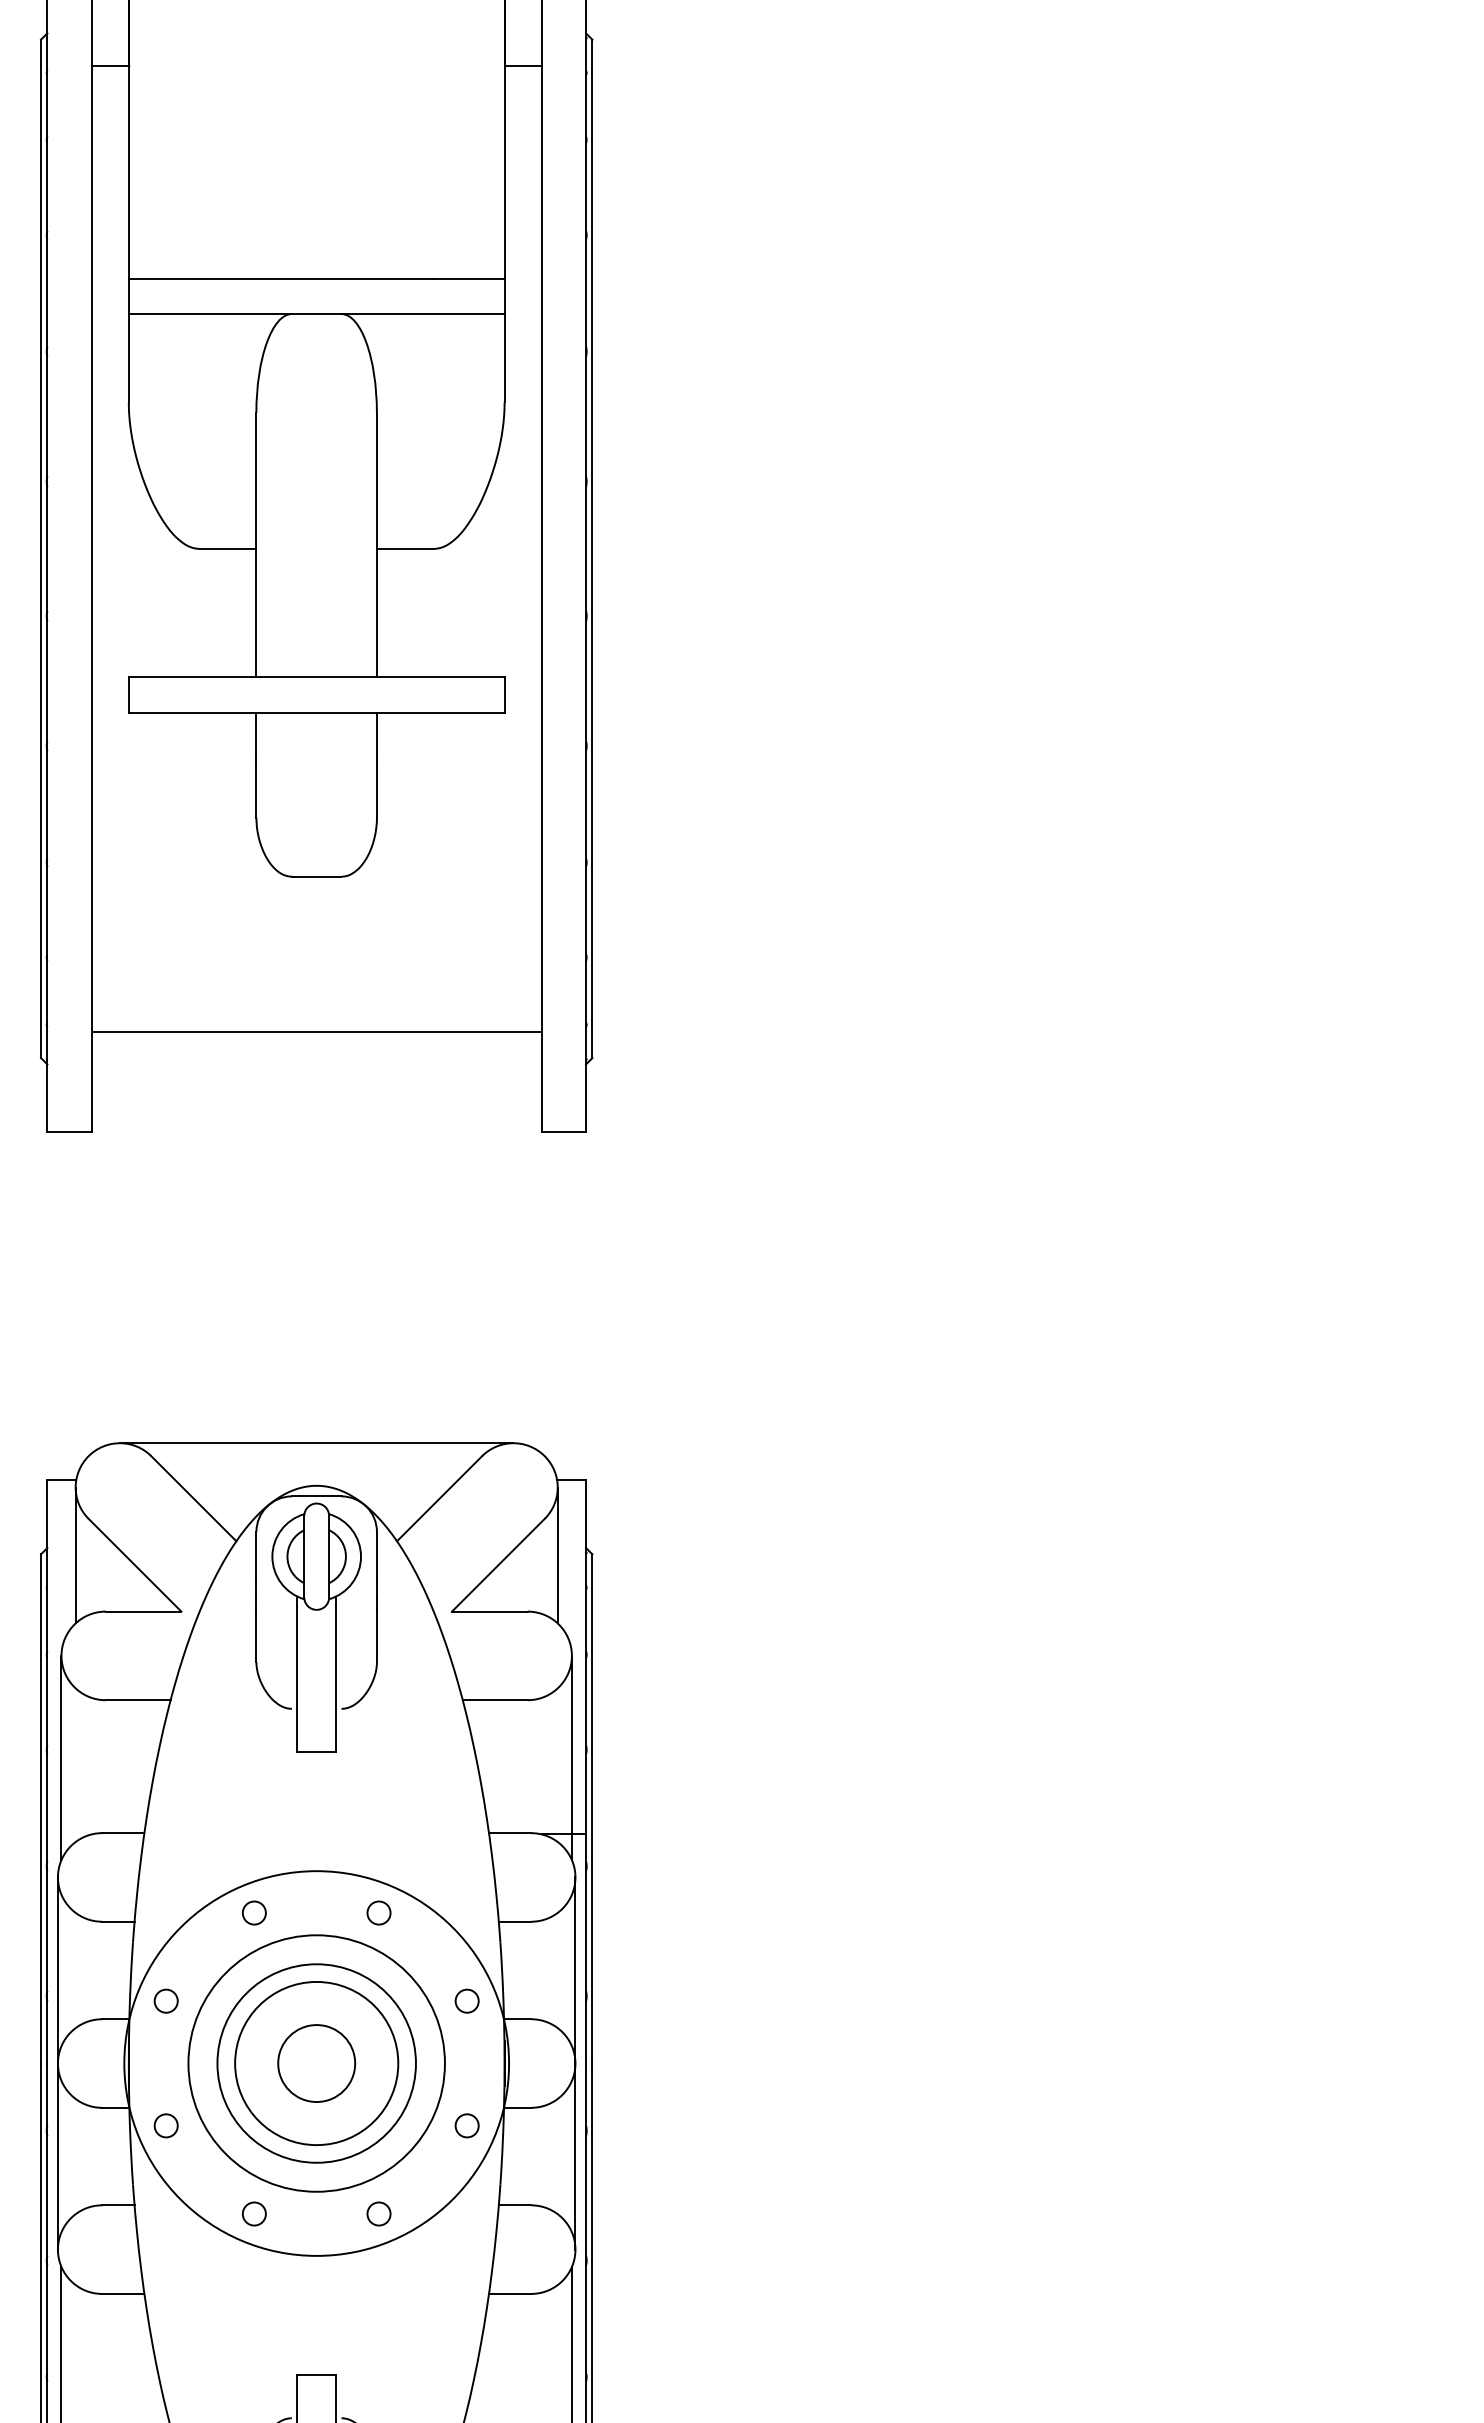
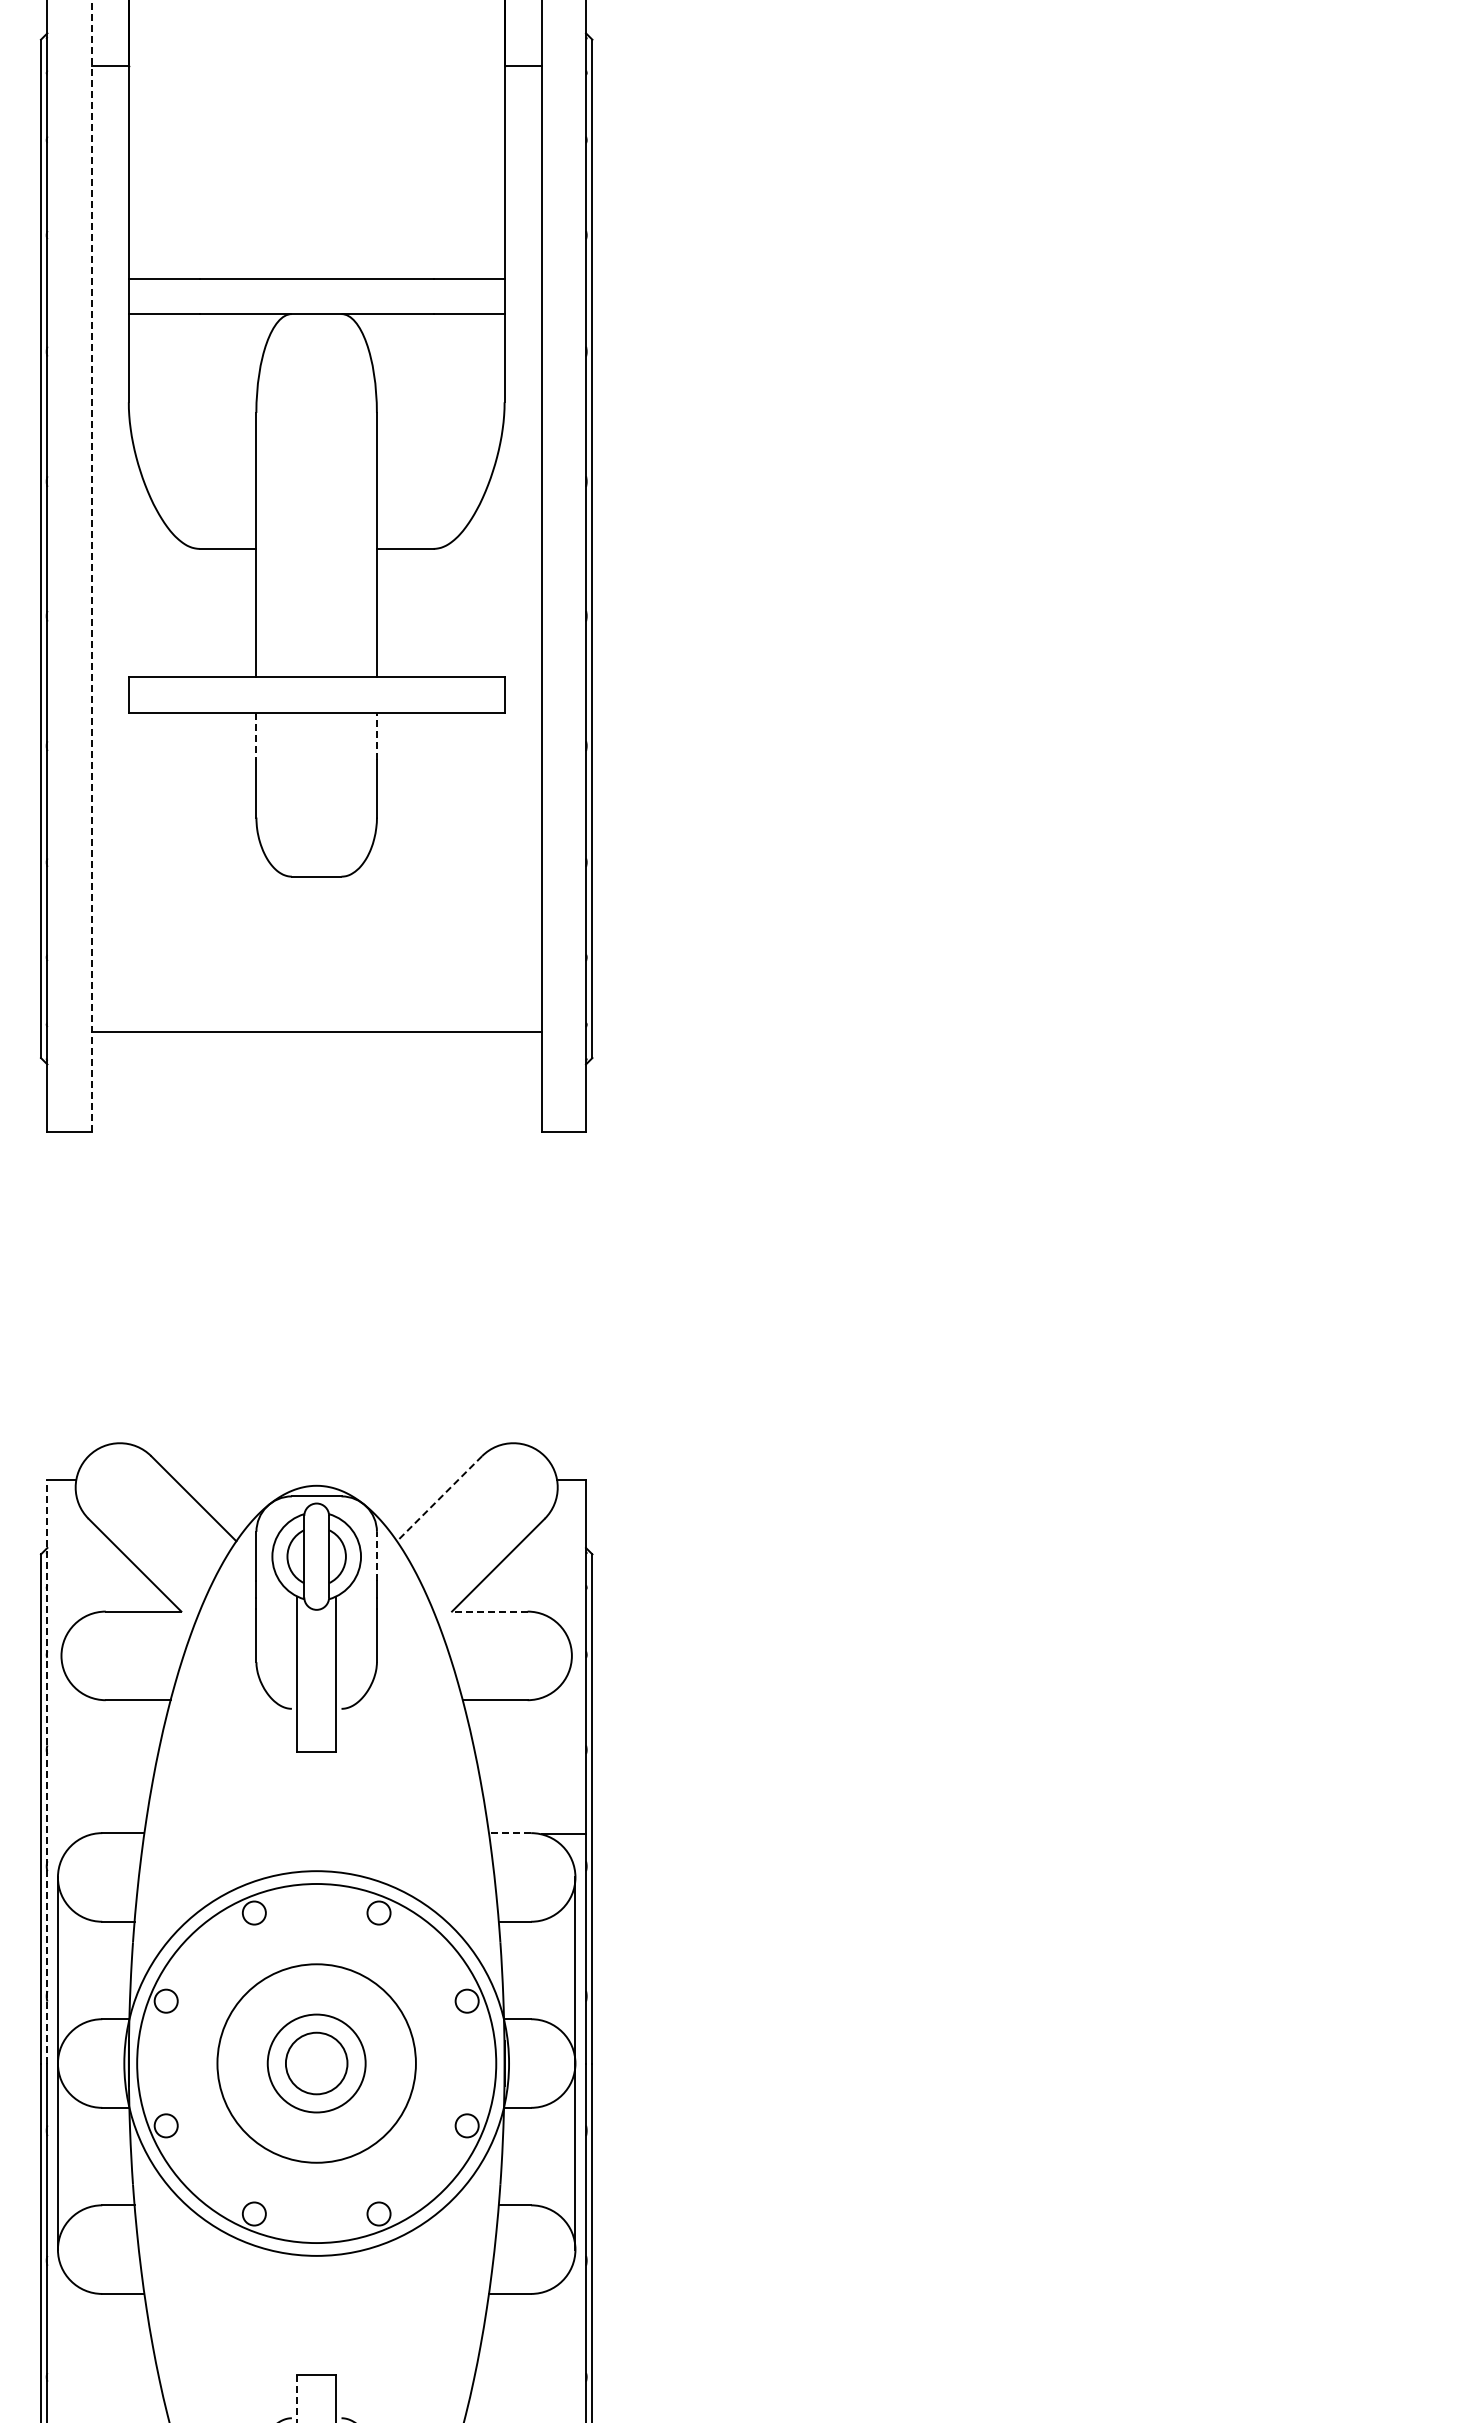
line: solid -> dashed (91, 566)
line: solid -> dashed (256, 736)
line: solid -> dashed (376, 736)
line: present -> none (316, 1443)
line: solid -> dashed (439, 1499)
line: present -> none (75, 1555)
line: solid -> dashed (376, 1555)
line: present -> none (557, 1555)
line: solid -> dashed (489, 1611)
line: present -> none (61, 1757)
line: present -> none (571, 1757)
line: solid -> dashed (47, 1771)
line: solid -> dashed (509, 1833)
circle diameter: 163 px -> 98 px (316, 2063)
circle diameter: 256 px -> 359 px (316, 2063)
circle diameter: 77 px -> 62 px (316, 2063)
line: present -> none (61, 2343)
line: present -> none (571, 2343)
line: solid -> dashed (297, 2398)
